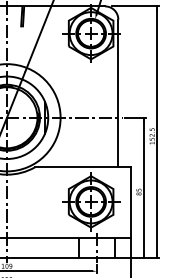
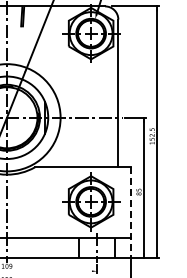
line: solid -> dashed (130, 213)
line: present -> none (46, 271)
